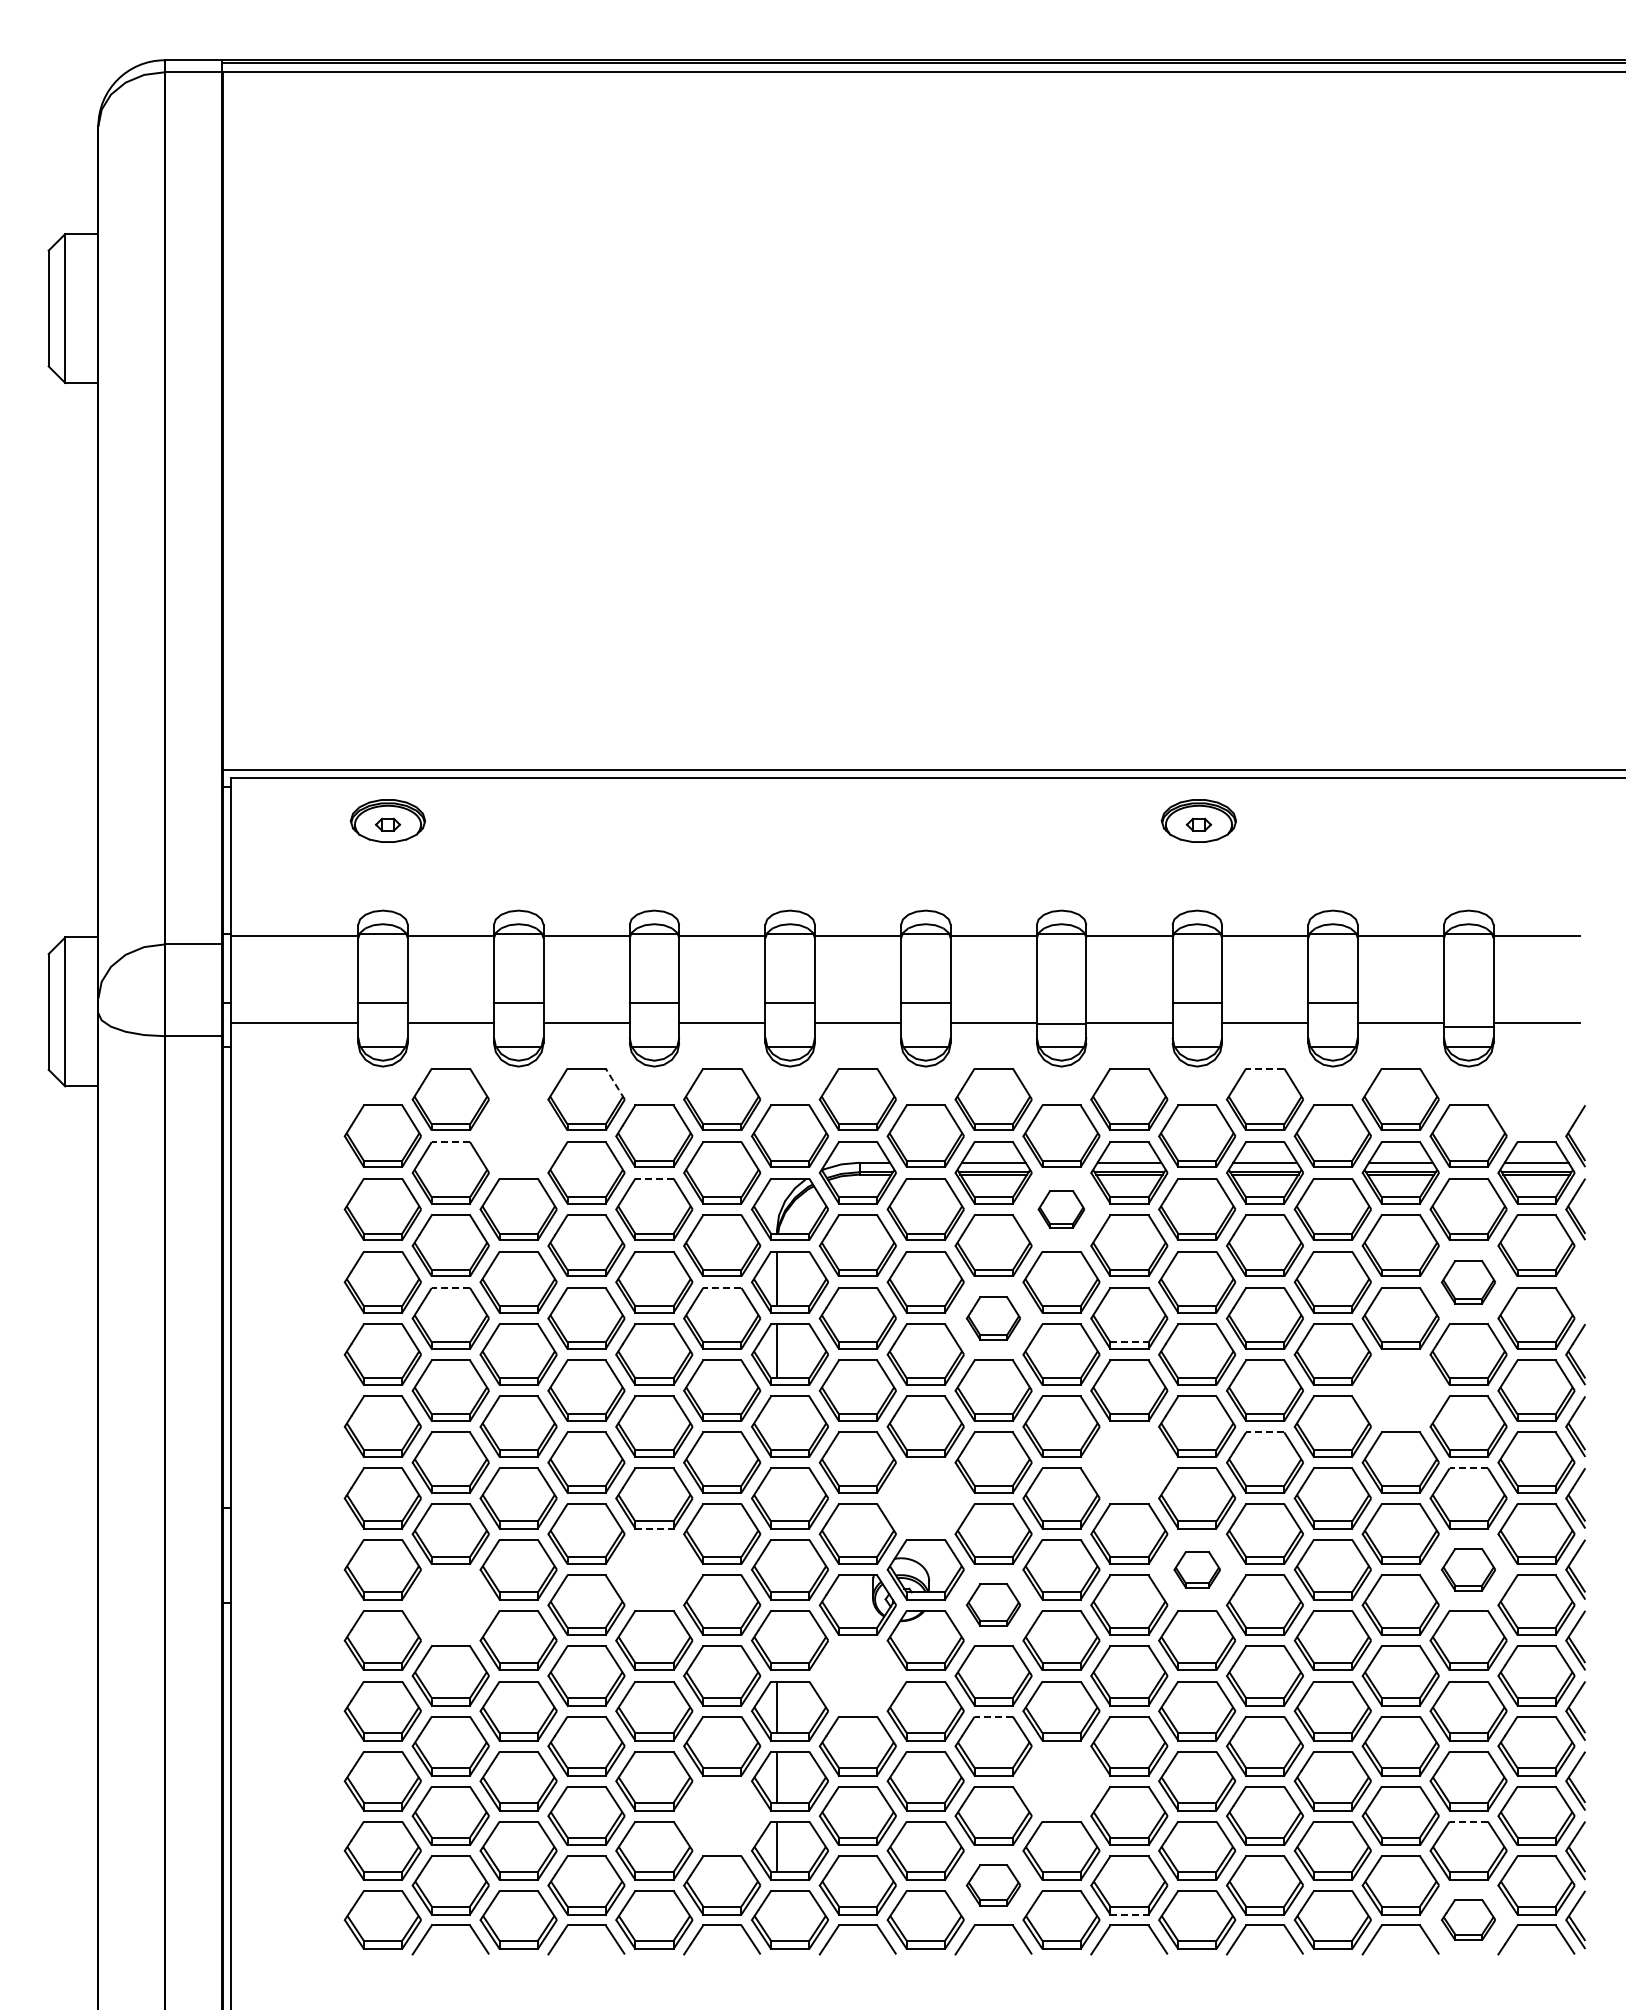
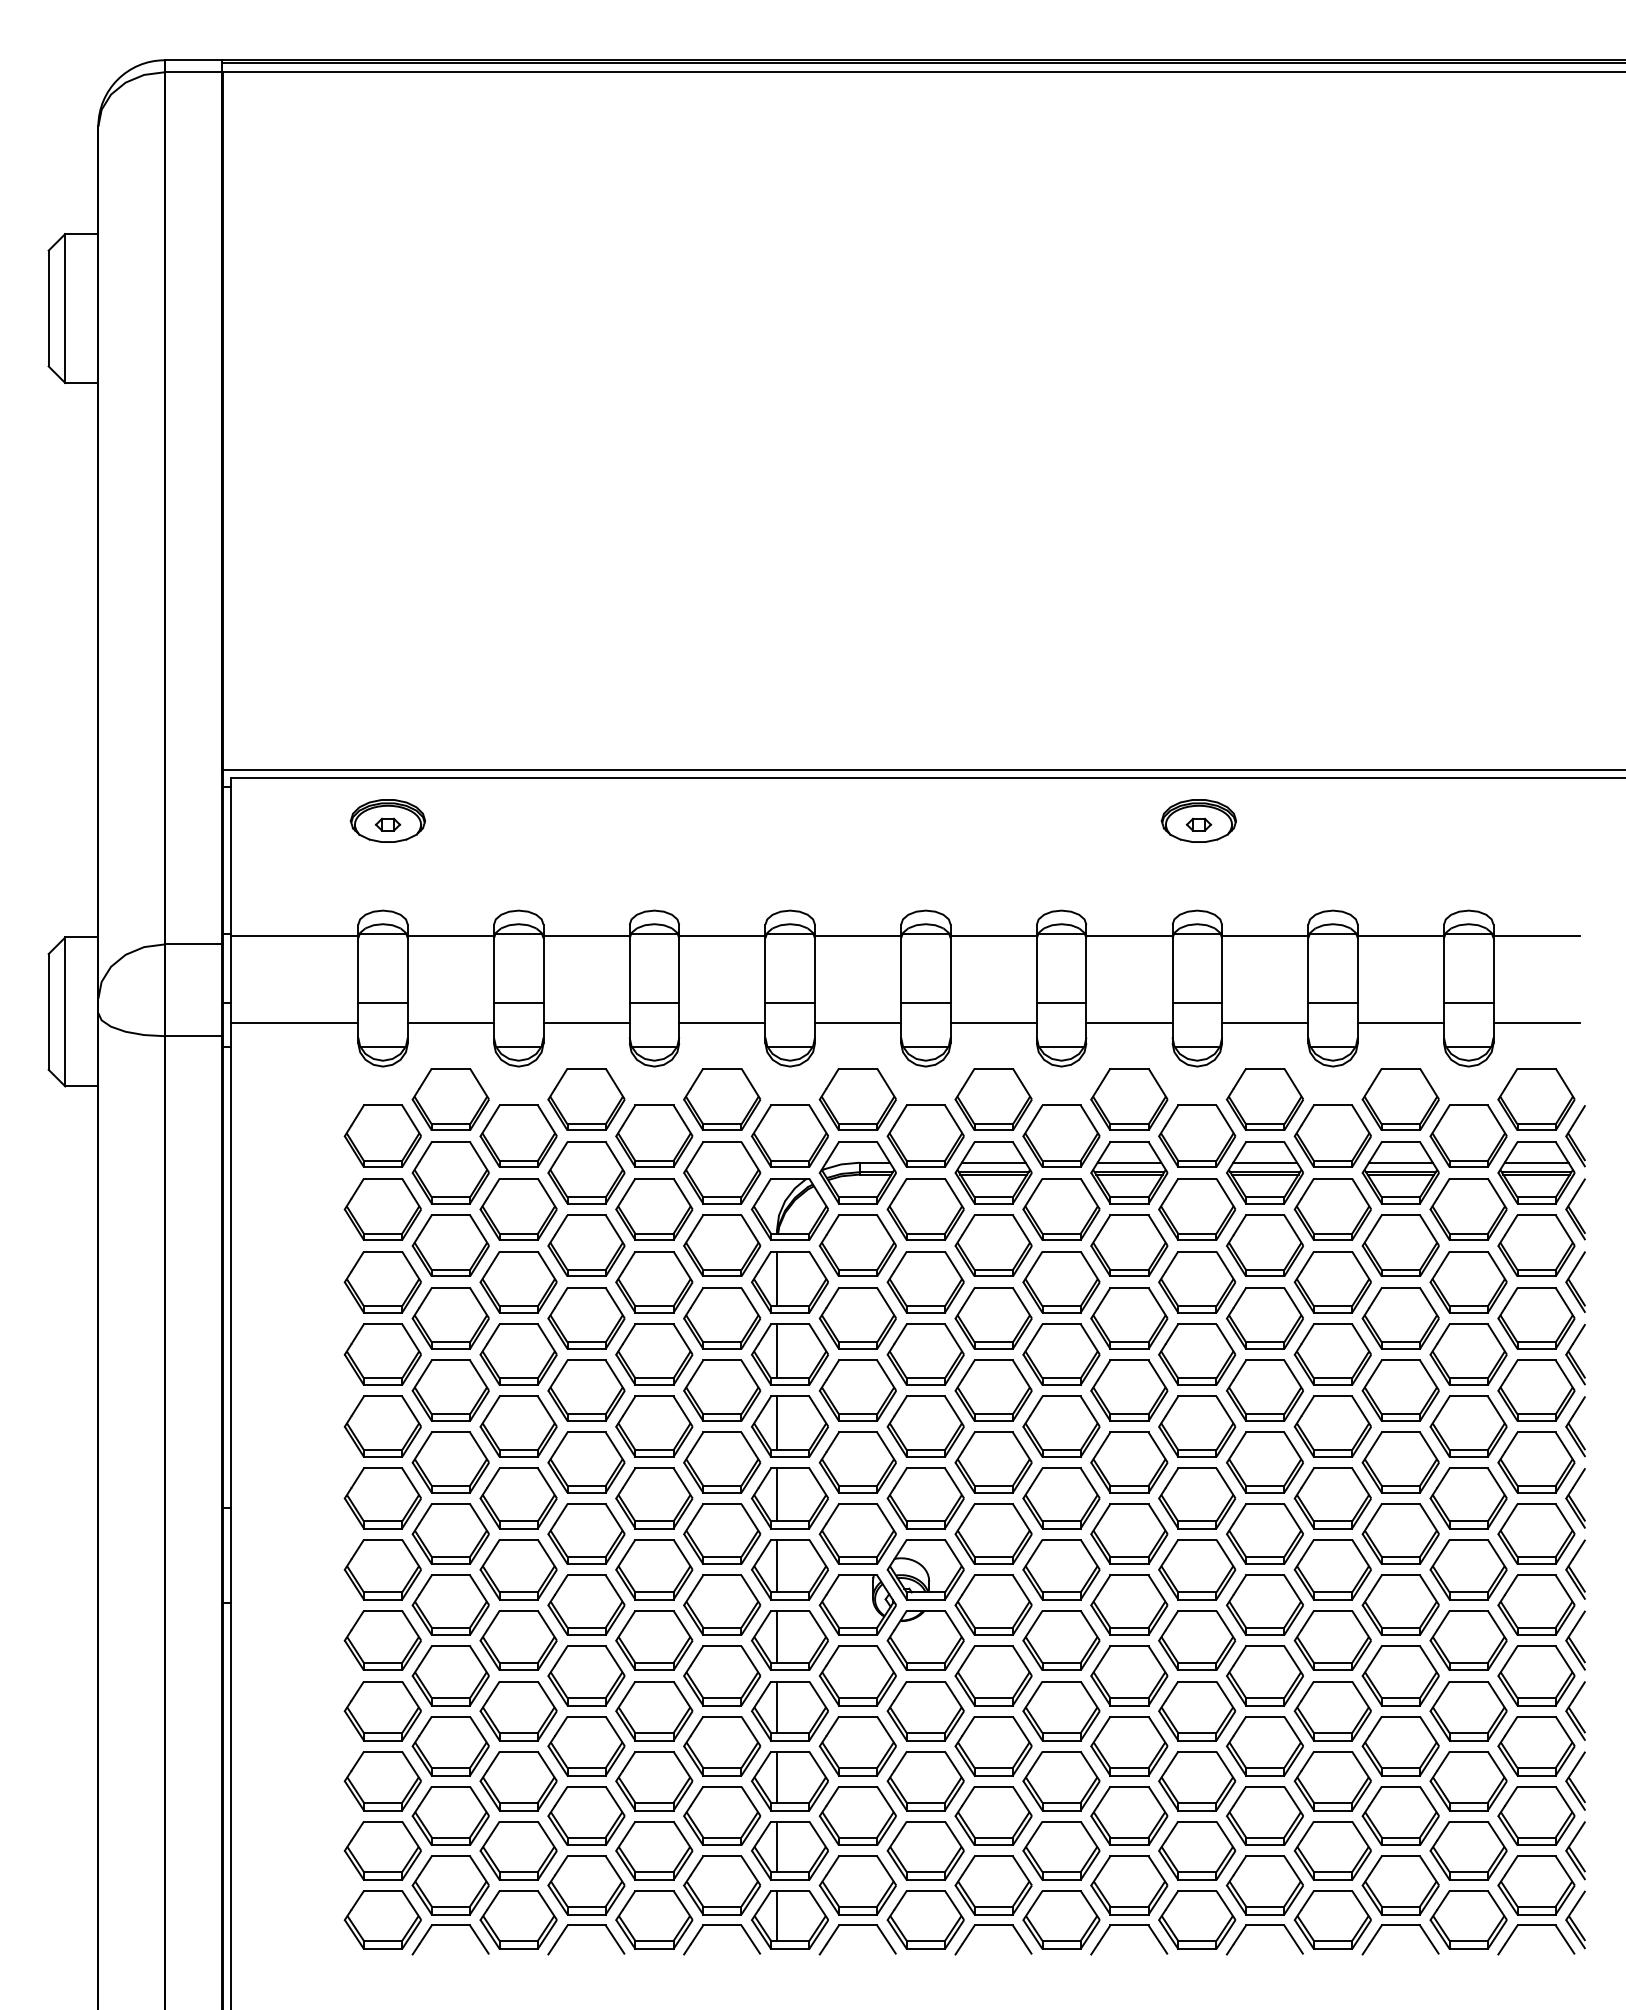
line position: (1061, 1024) -> (1061, 1003) (1061, 1003)
line position: (1468, 1027) -> (1468, 1003) (1468, 1003)
line: dashed -> solid (1264, 1068)
line: dashed -> solid (615, 1083)
part: none -> present (1536, 1099)
part: none -> present (518, 1135)
line: dashed -> solid (450, 1142)
line: dashed -> solid (653, 1178)
part size: 48x39 px -> 79x63 px (1061, 1209)
part: none -> present (1575, 1281)
part size: 56x45 px -> 79x63 px (1468, 1282)
line: dashed -> solid (450, 1287)
line: dashed -> solid (721, 1287)
part size: 56x45 px -> 79x63 px (993, 1318)
line: dashed -> solid (1129, 1342)
part: none -> present (1400, 1390)
line: none -> present (776, 1423)
line: dashed -> solid (1264, 1432)
part: none -> present (1129, 1462)
line: dashed -> solid (1468, 1468)
line: none -> present (776, 1494)
part: none -> present (925, 1498)
line: dashed -> solid (654, 1528)
line: none -> present (776, 1565)
part: none -> present (654, 1569)
part size: 48x38 px -> 79x62 px (1197, 1569)
part size: 55x44 px -> 79x62 px (1468, 1569)
part: none -> present (450, 1604)
part size: 56x44 px -> 79x62 px (993, 1604)
line: none -> present (776, 1636)
part: none -> present (857, 1675)
line: dashed -> solid (993, 1716)
part: none -> present (1061, 1781)
part: none -> present (722, 1815)
line: dashed -> solid (1468, 1821)
part size: 56x43 px -> 79x61 px (993, 1885)
line: dashed -> solid (1129, 1914)
line: none -> present (776, 1915)
part size: 56x42 px -> 79x60 px (1468, 1919)
